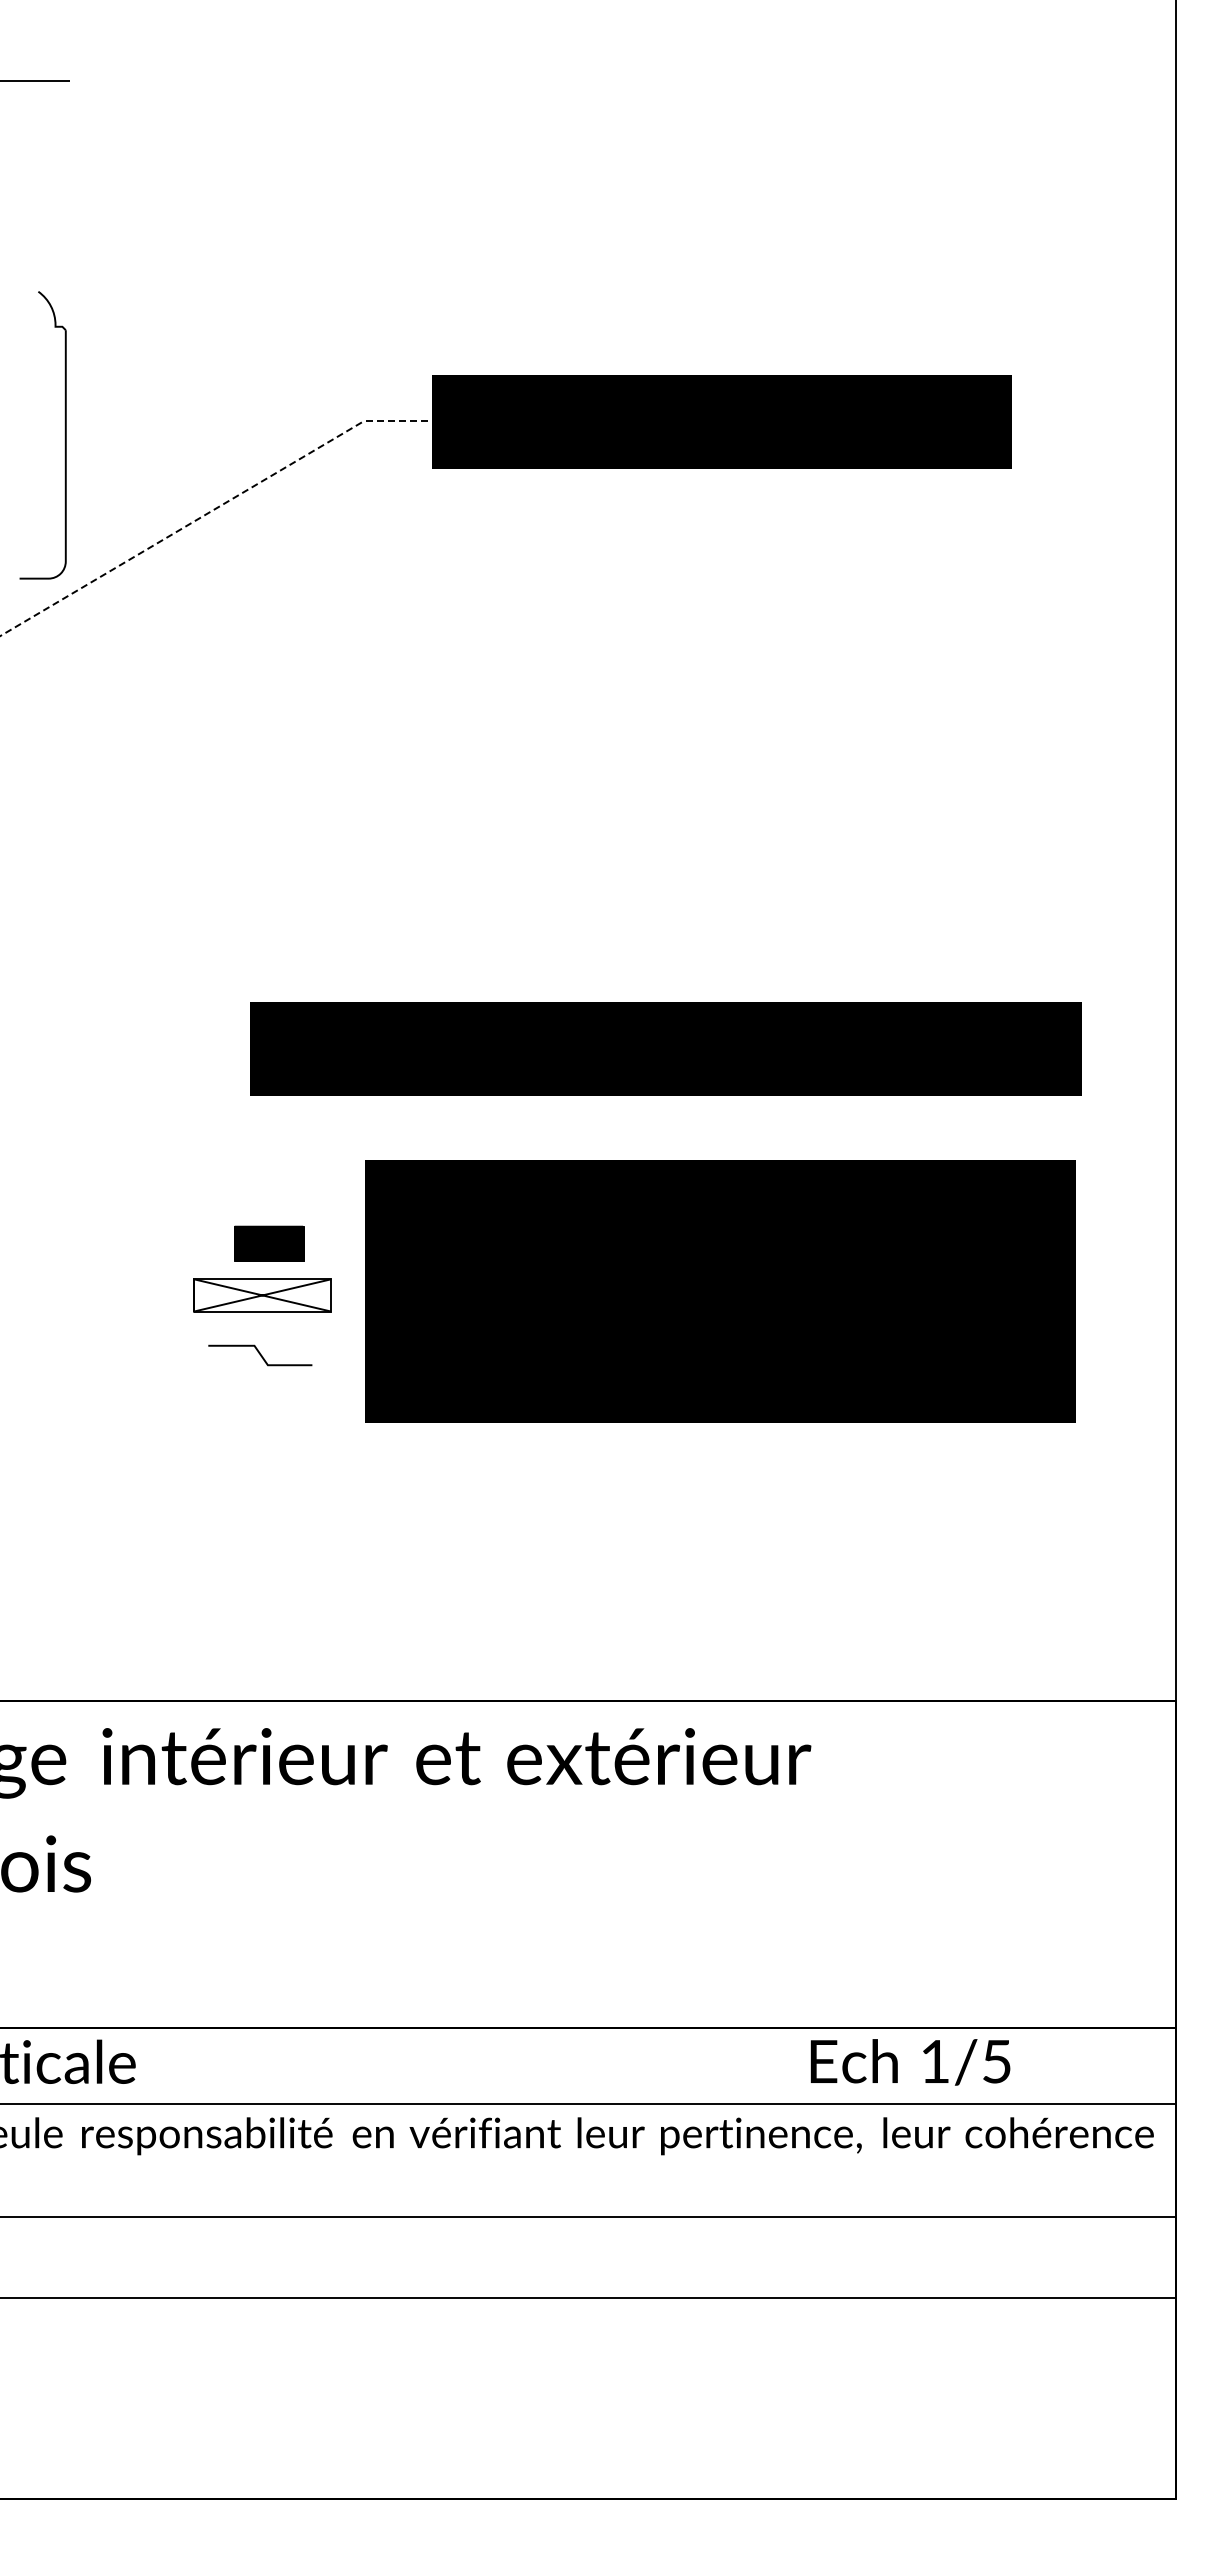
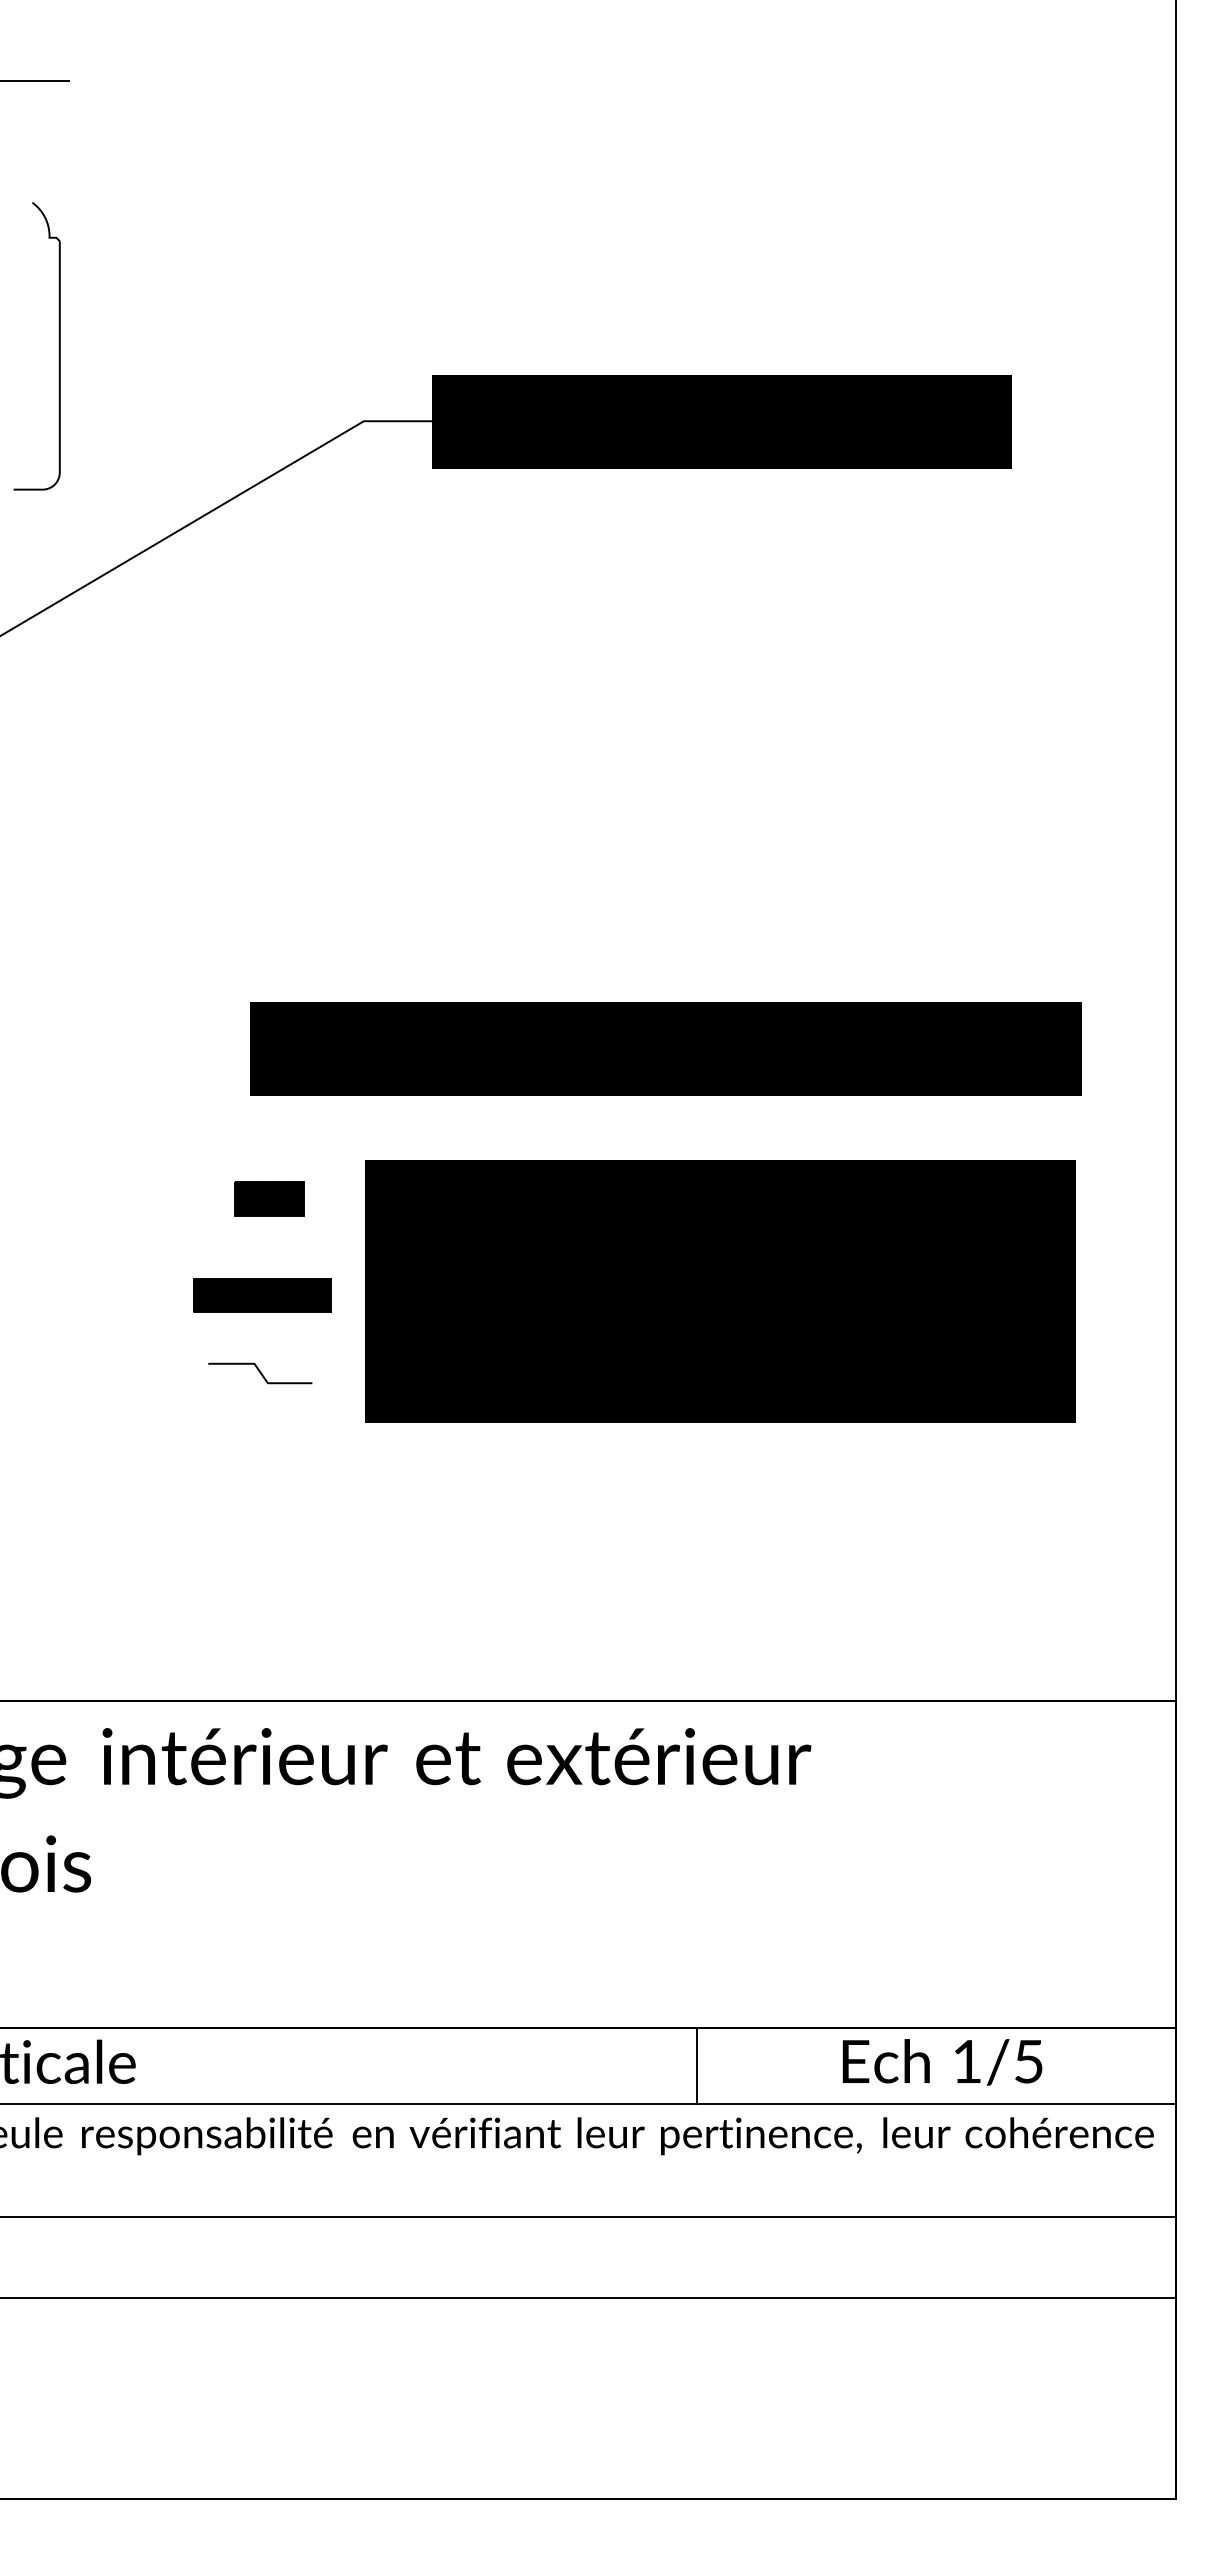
part position: (64, 435) -> (58, 346) (58, 346)
line: dashed -> solid (212, 510)
part position: (269, 1243) -> (269, 1198) (269, 1198)
fill: none -> present (262, 1295)
line position: (260, 1355) -> (260, 1373) (260, 1373)
text position: (910, 2062) -> (942, 2062) (942, 2062)
line: none -> present (696, 2065)
